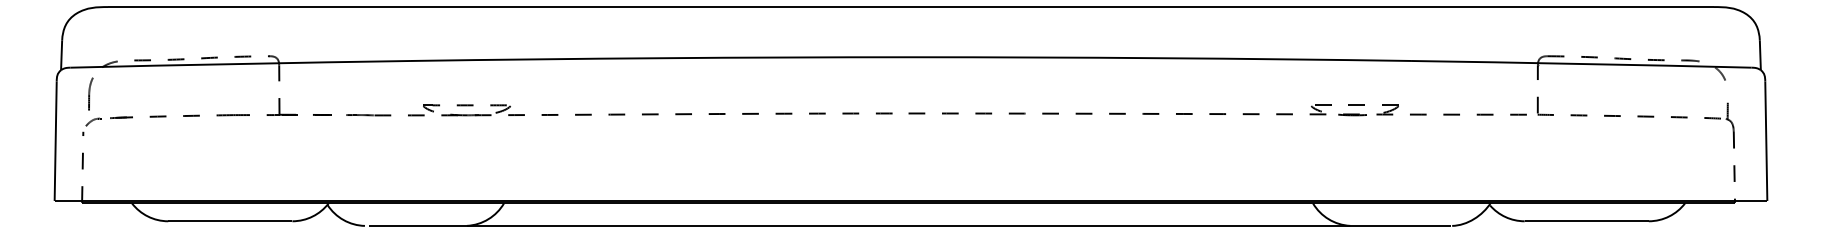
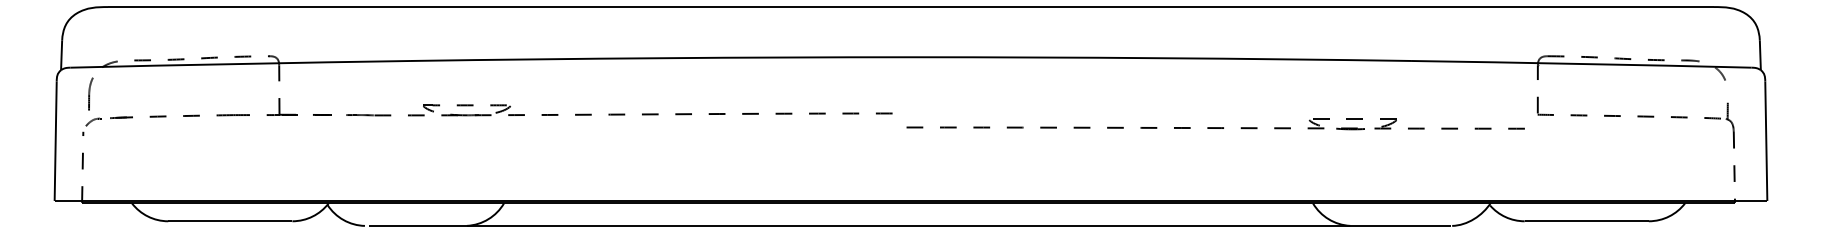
part position: (1217, 110) -> (1215, 124) (1215, 124)
